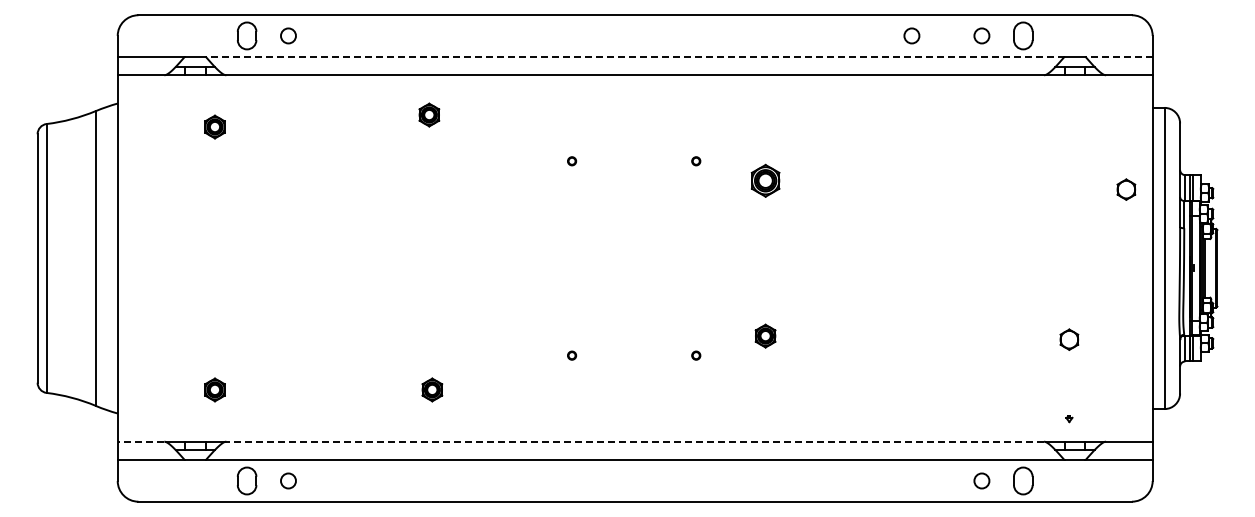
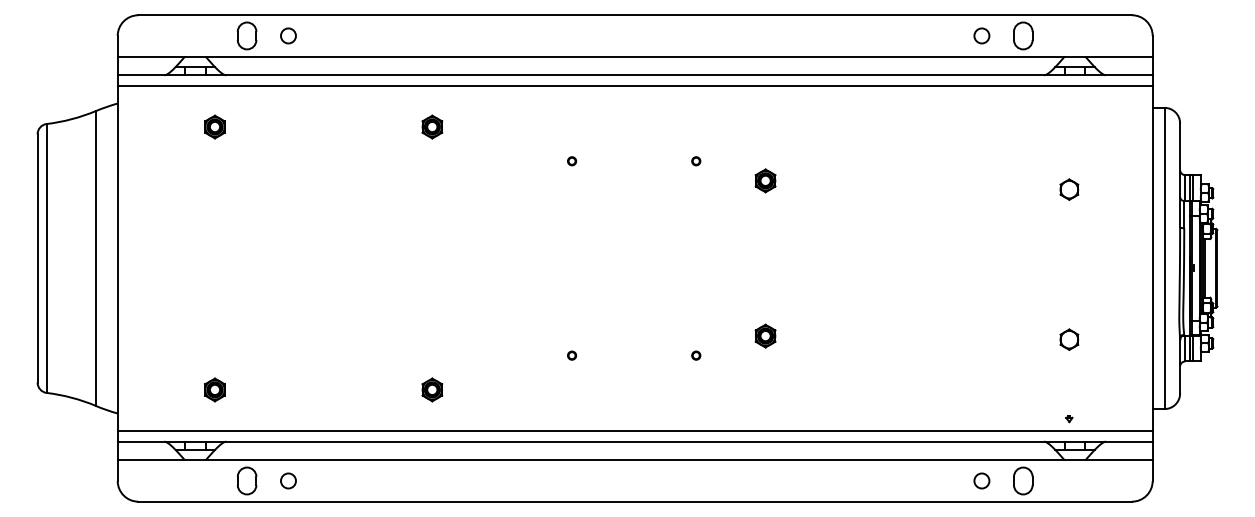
circle: present -> none (911, 35)
line: dashed -> solid (635, 56)
line: dashed -> solid (1119, 56)
line: none -> present (634, 85)
part position: (429, 114) -> (432, 126) (432, 126)
part size: 31x35 px -> 23x26 px (765, 180)
part position: (1126, 189) -> (1069, 189) (1069, 189)
line: none -> present (634, 431)
line: dashed -> solid (140, 441)
line: dashed -> solid (635, 441)
